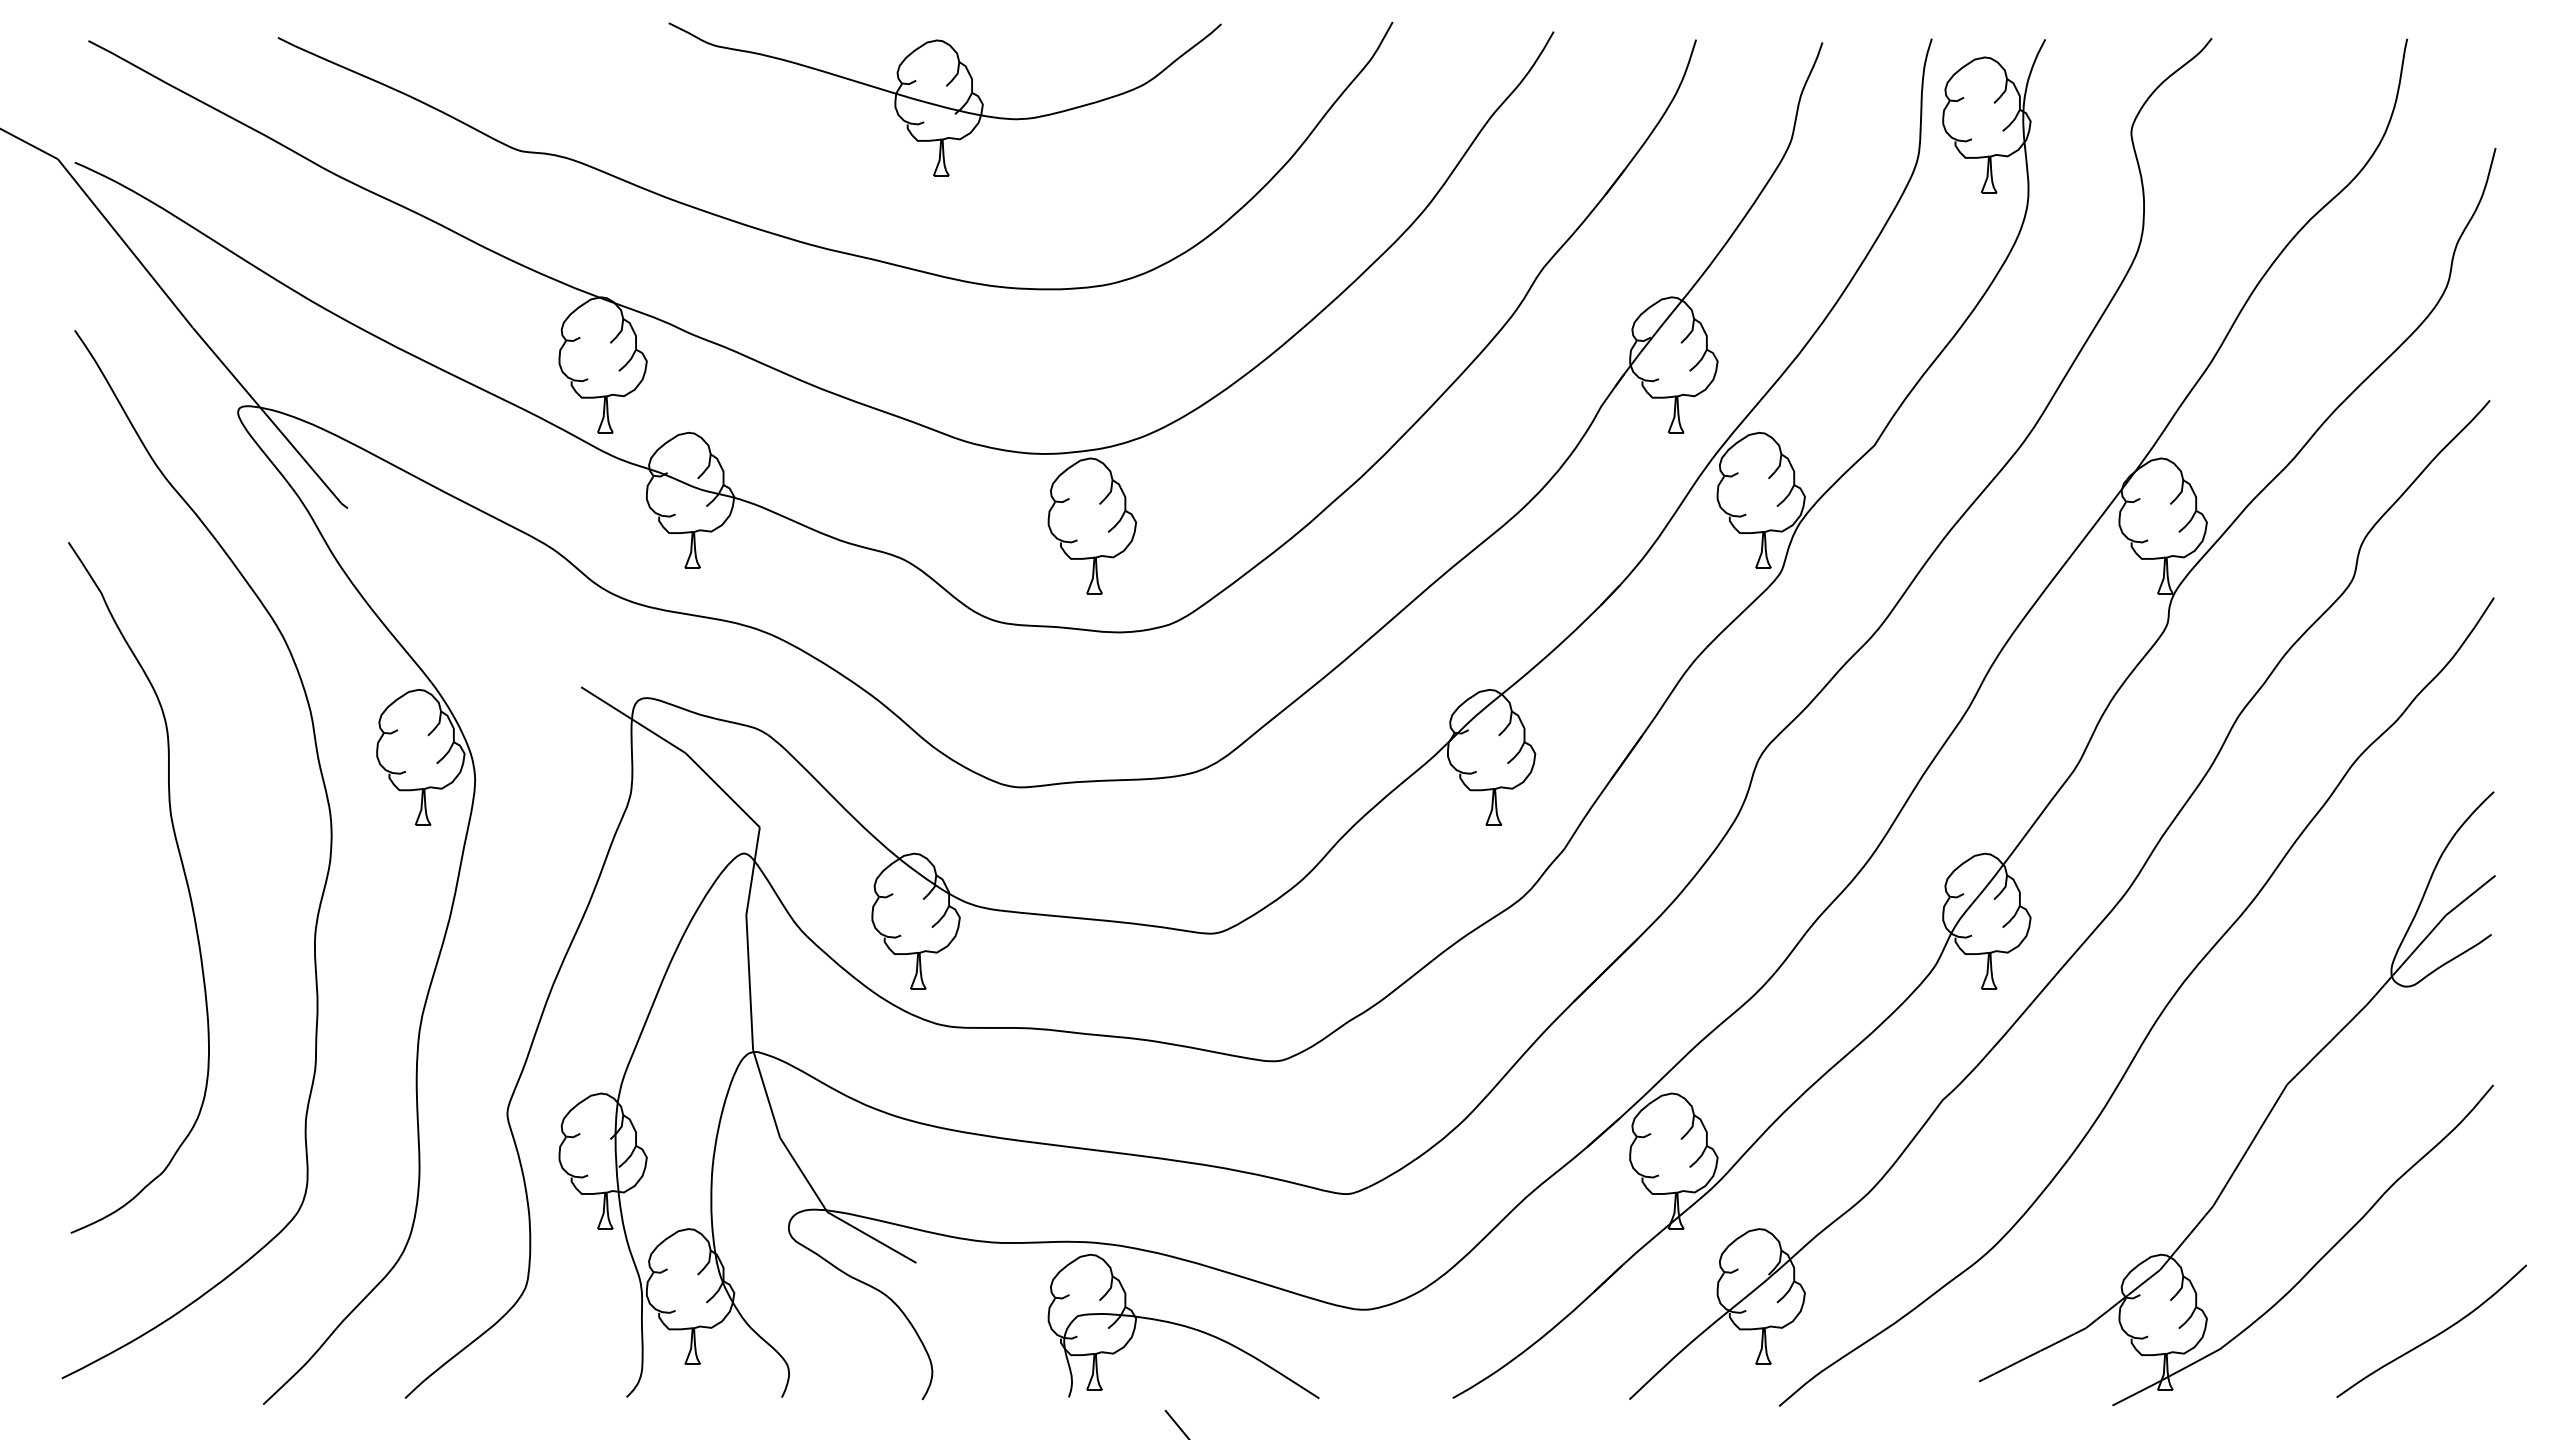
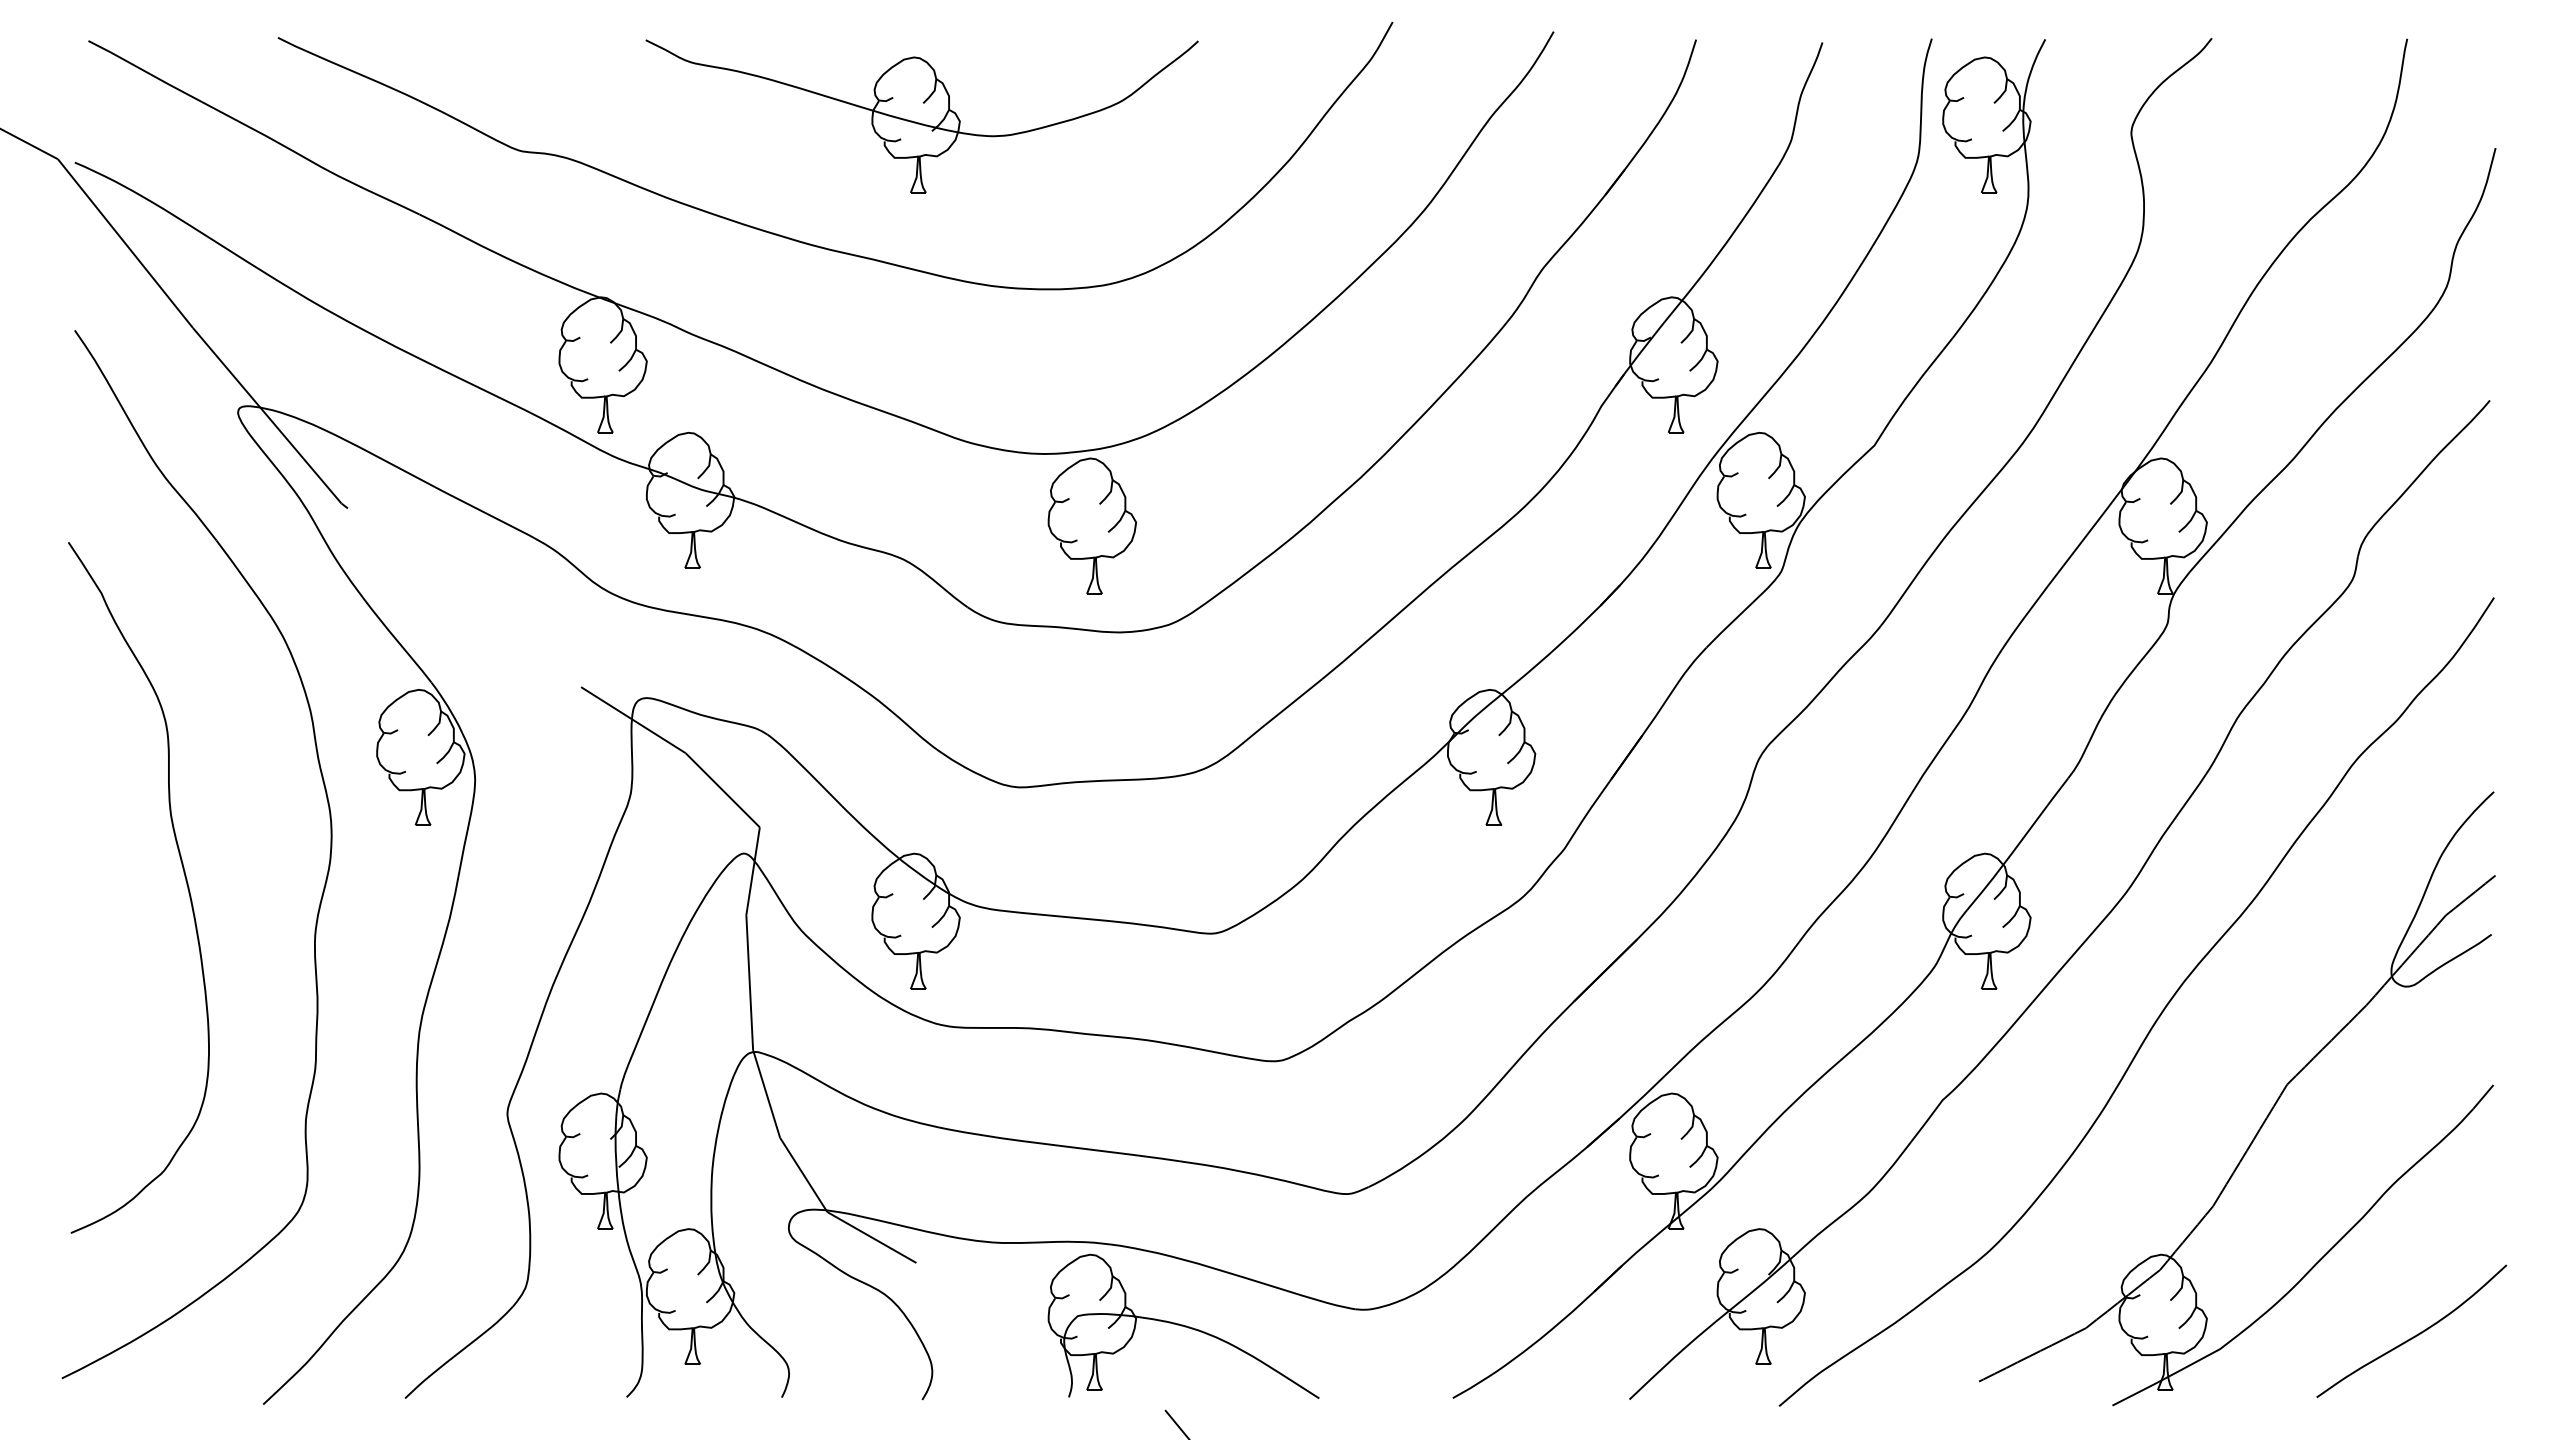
part position: (944, 99) -> (921, 116) (921, 116)
curve position: (2434, 1335) -> (2414, 1335) (2414, 1335)
